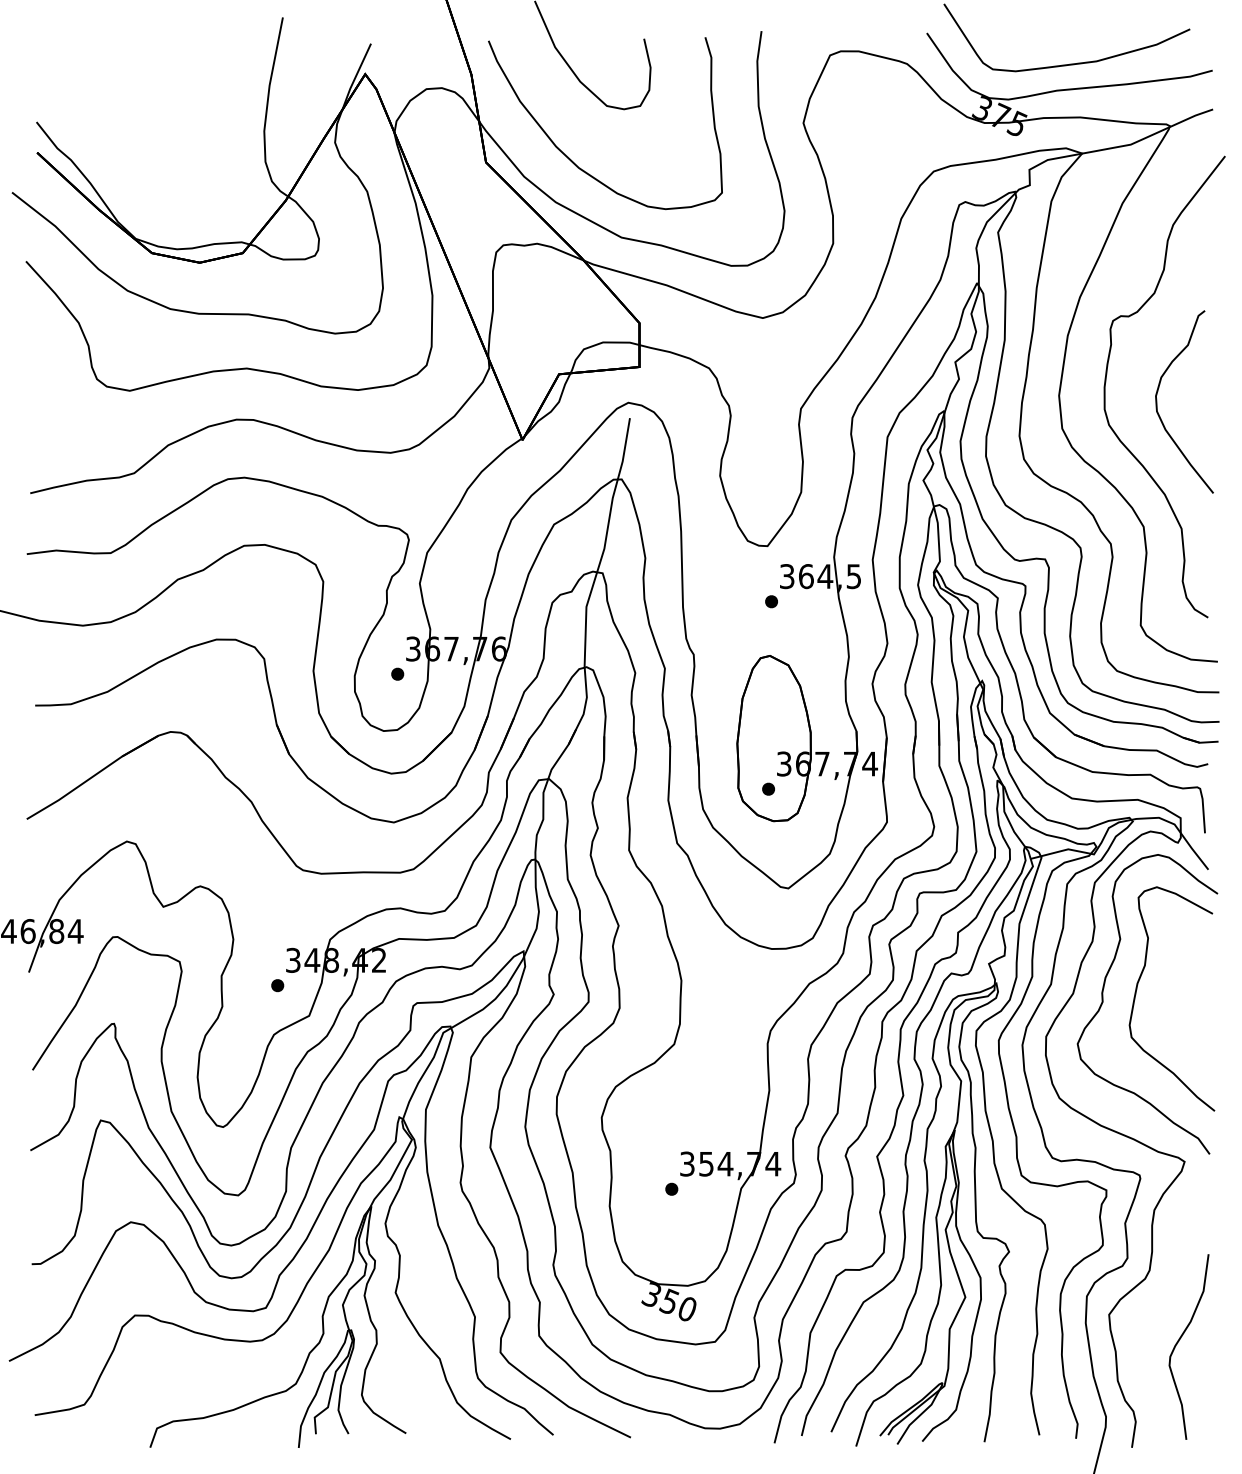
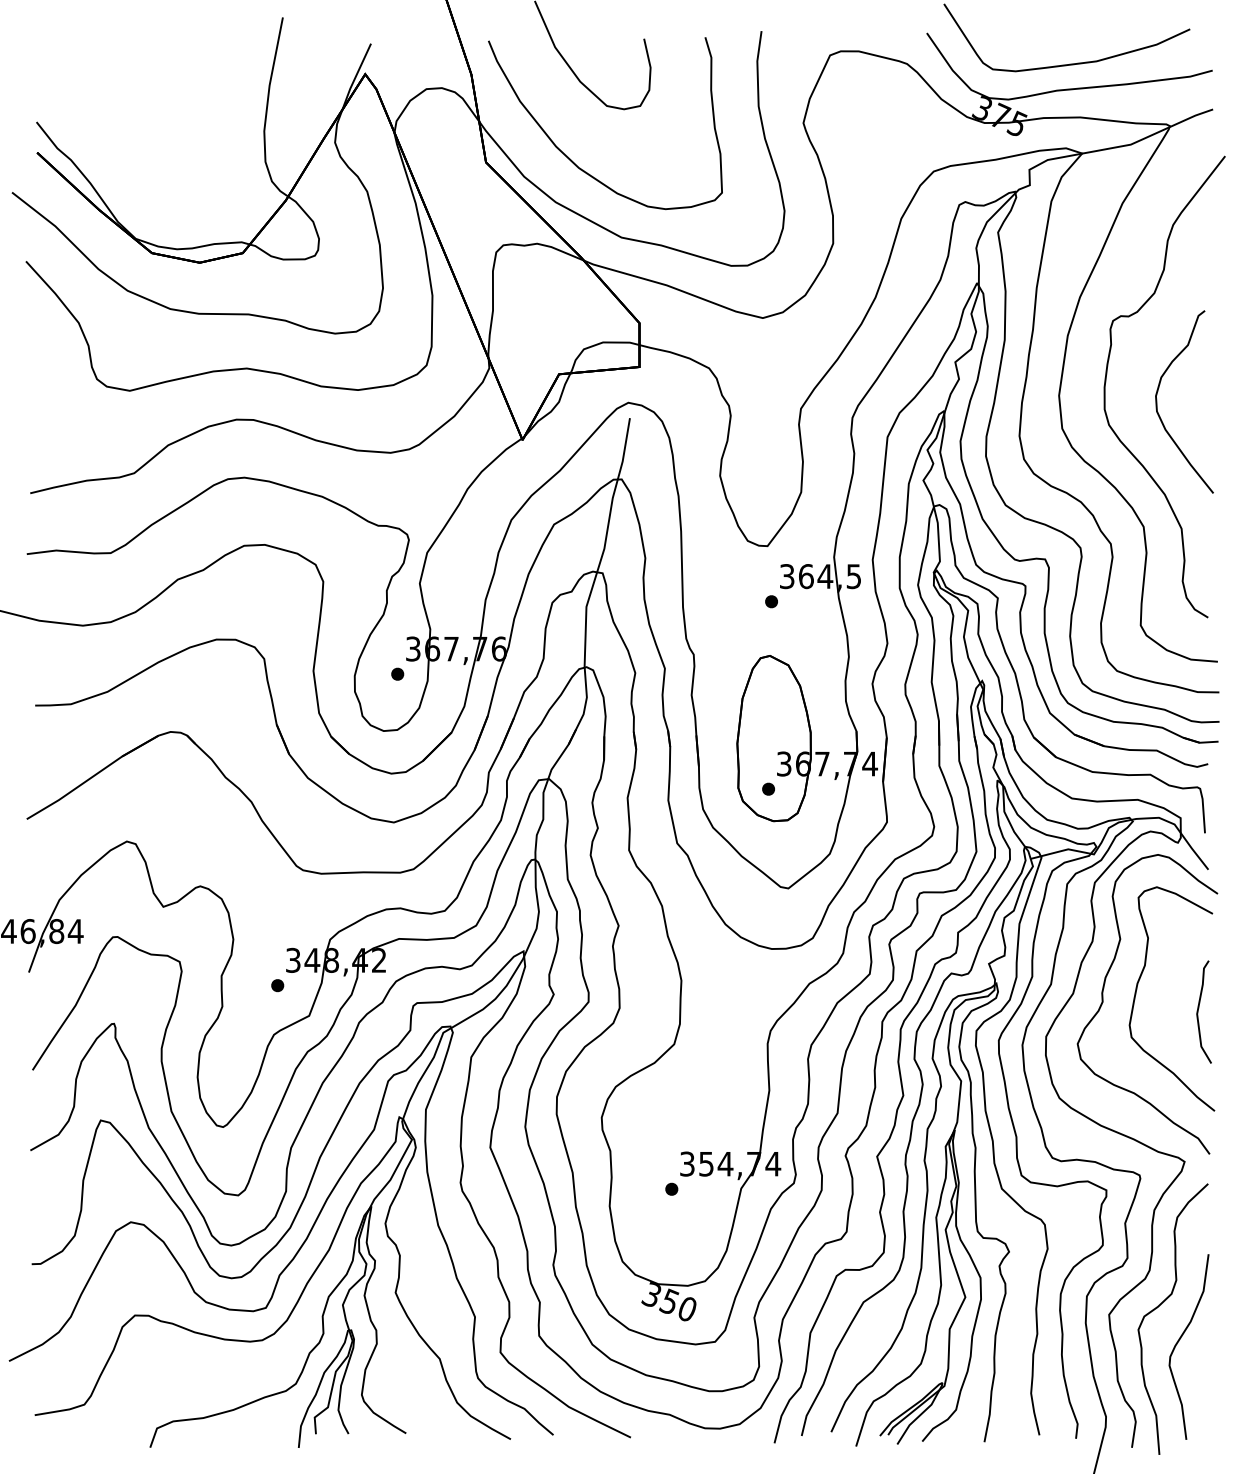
curve: none -> present (1199, 1008)
curve: none -> present (1160, 1305)
